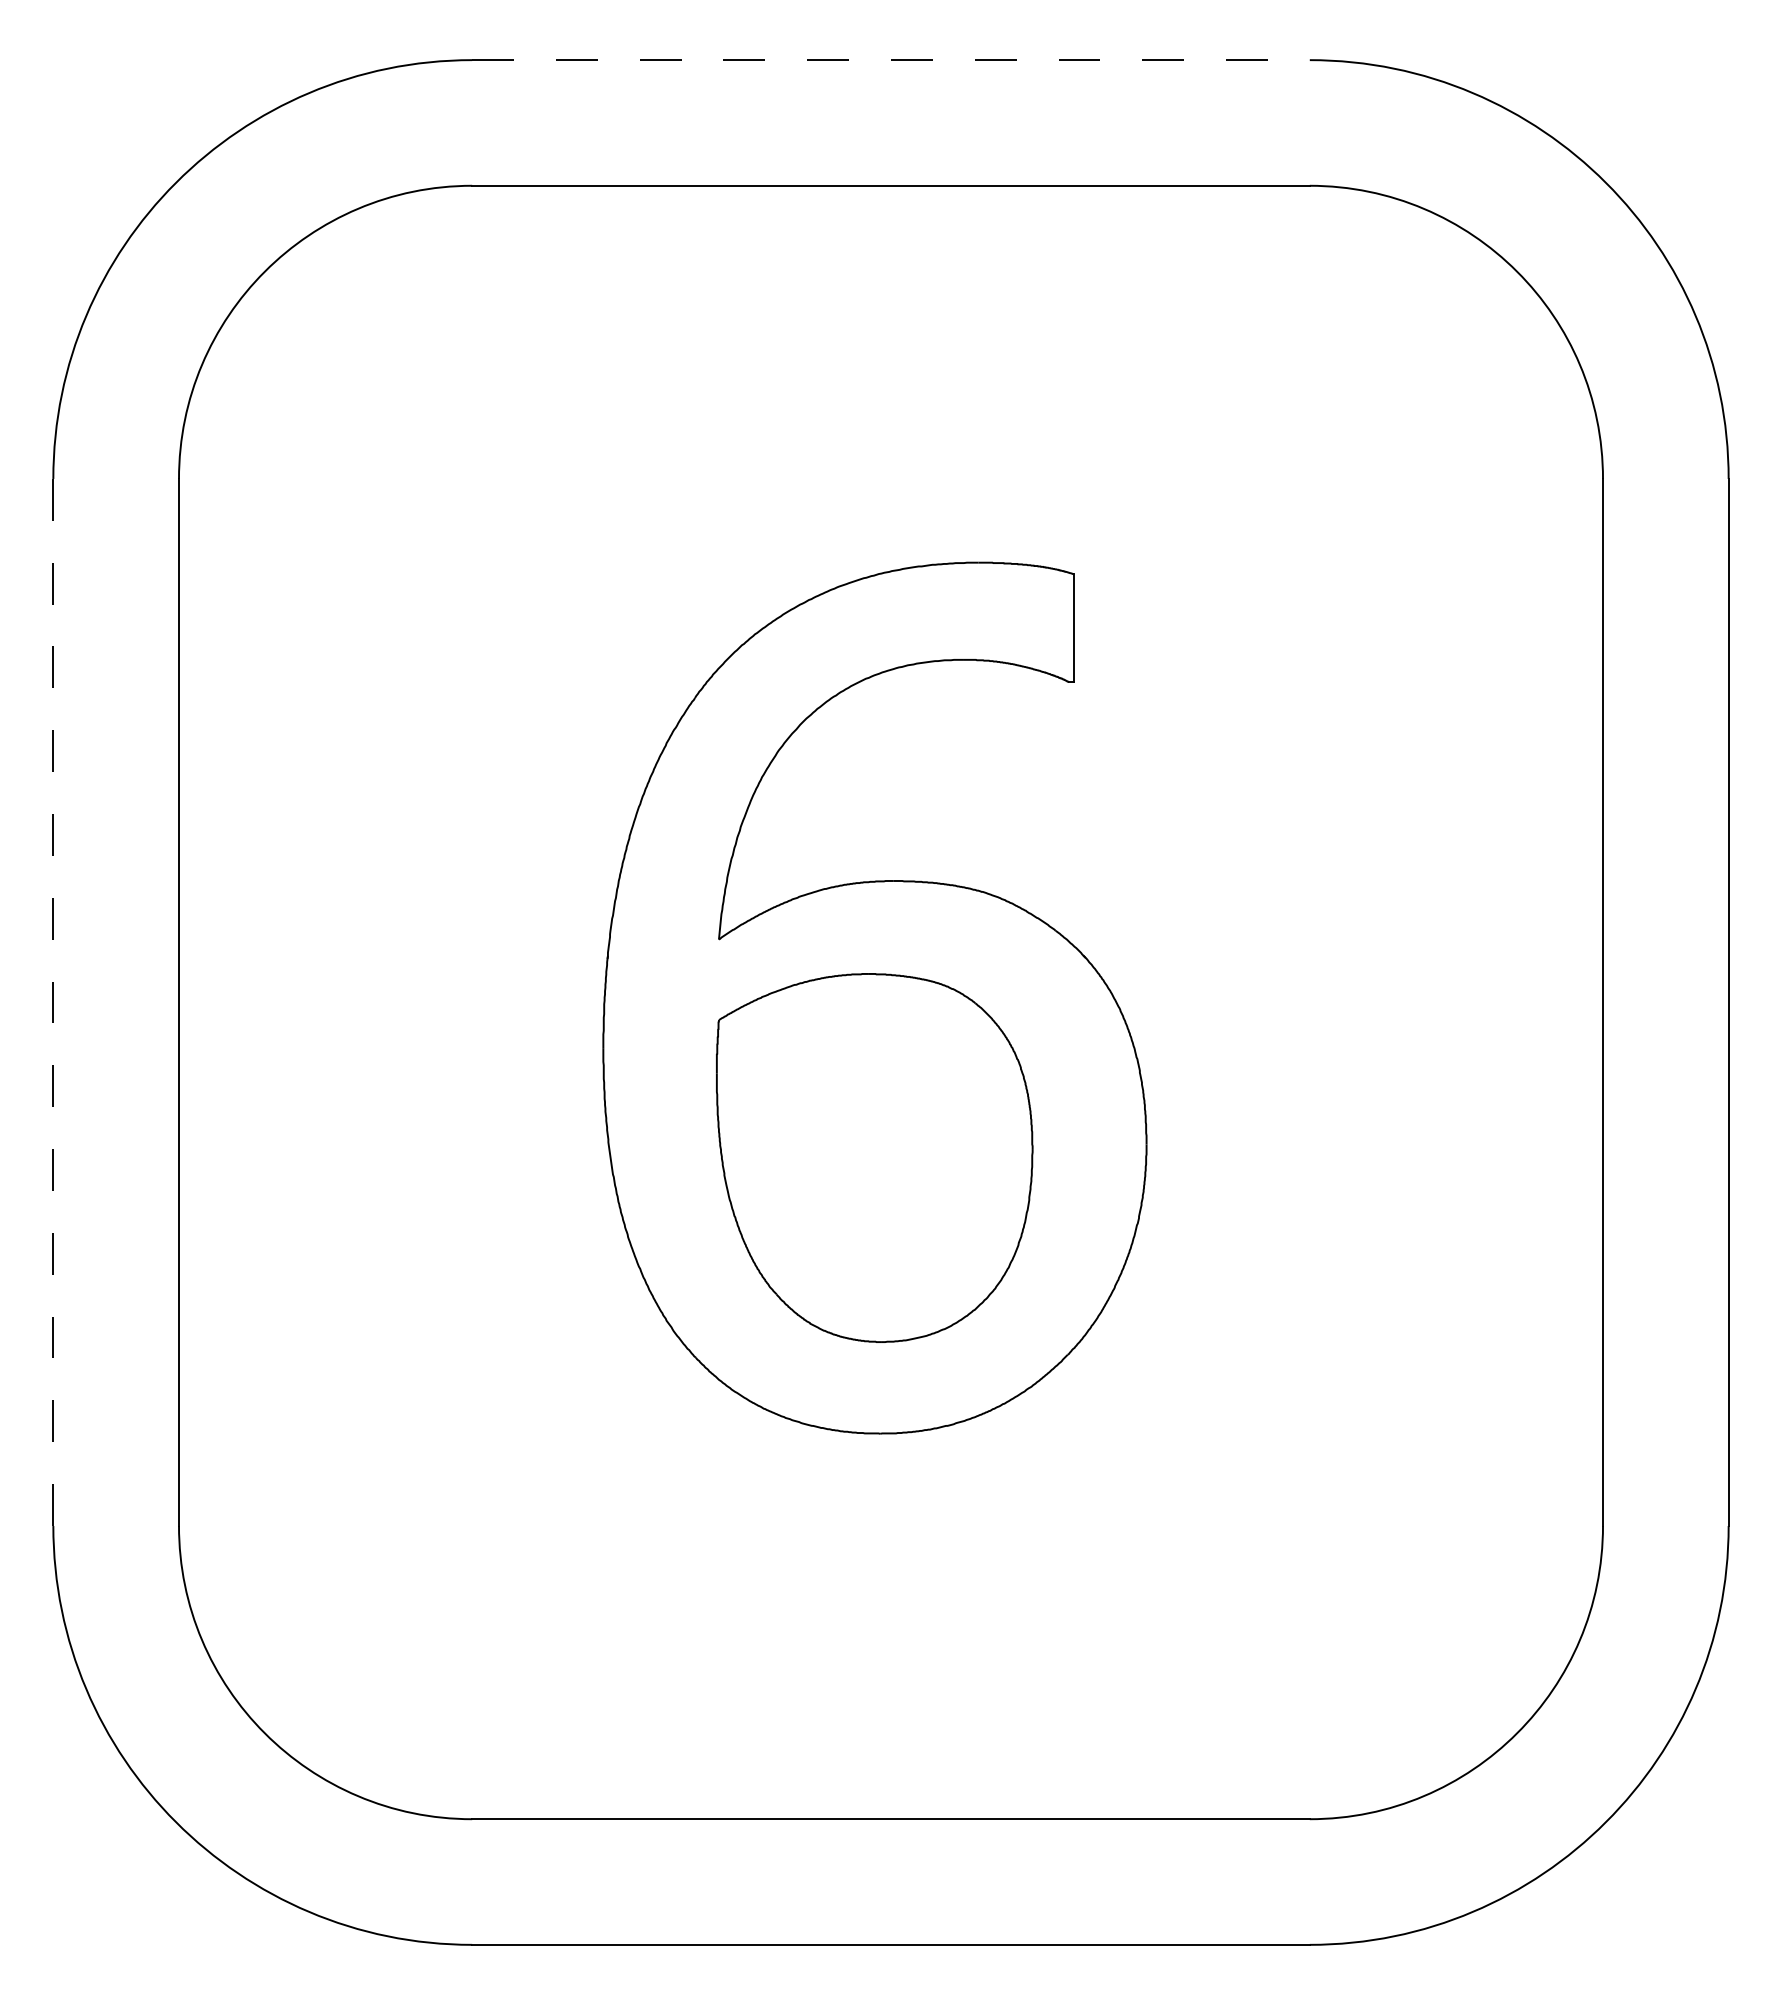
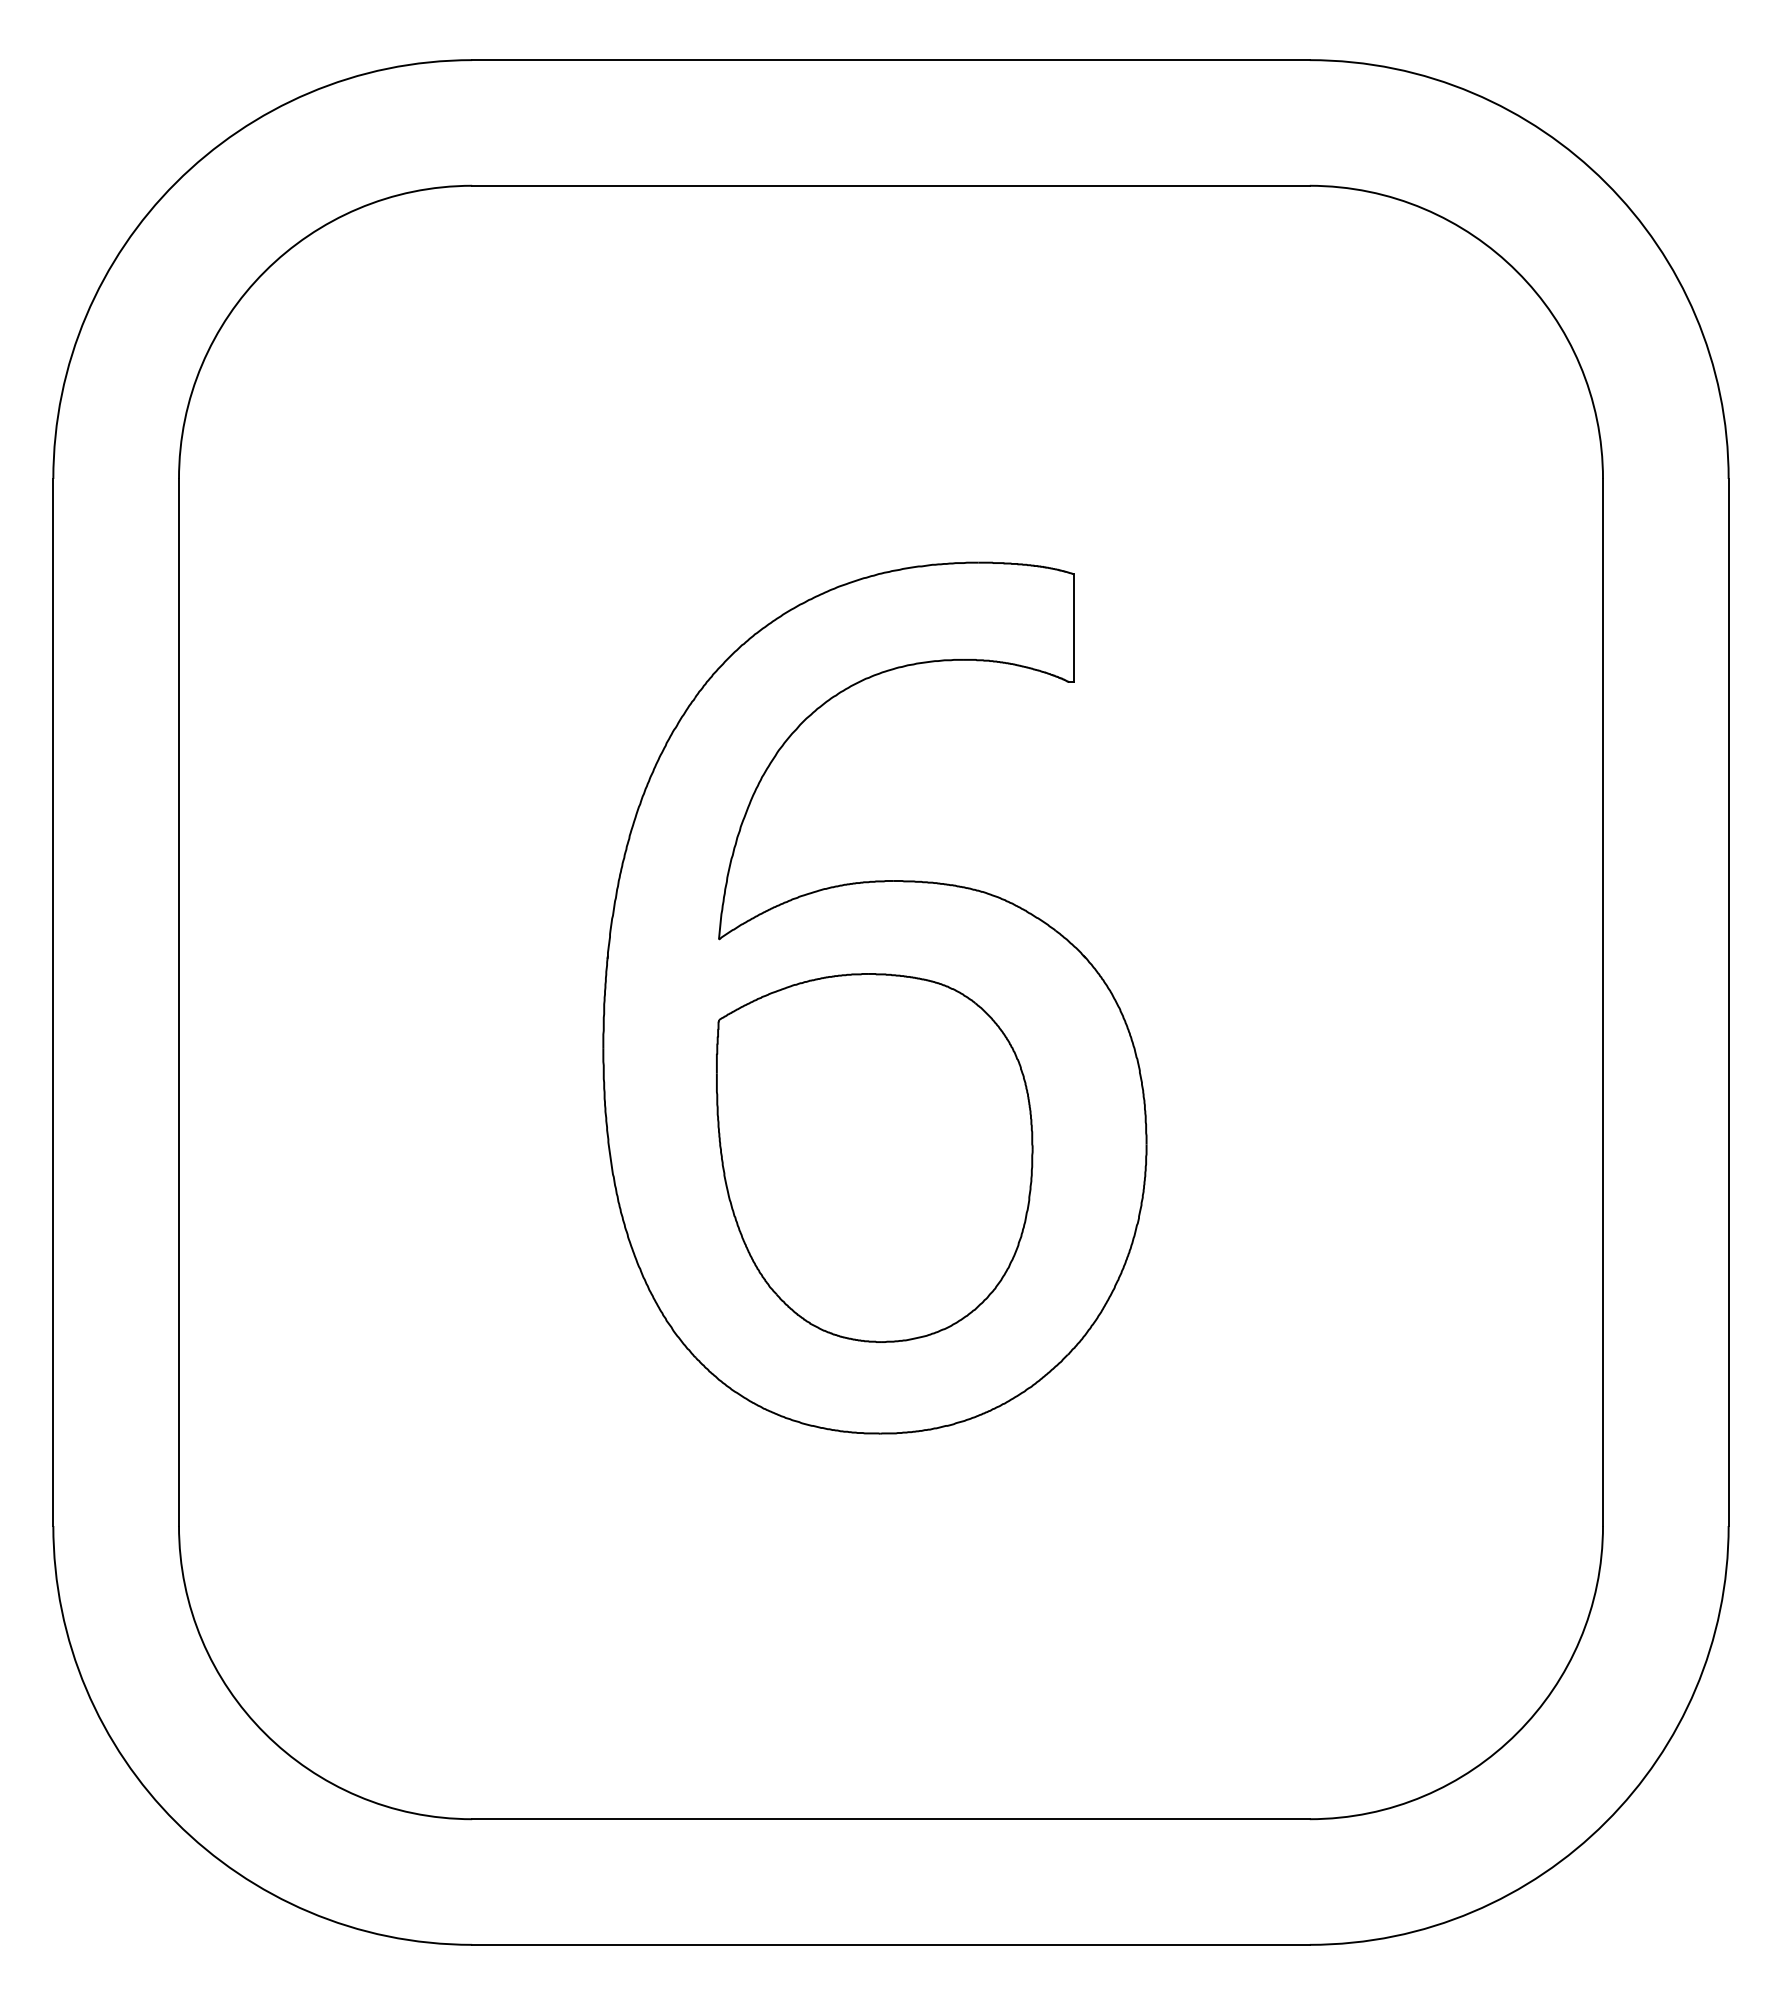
line: dashed -> solid (891, 60)
line: dashed -> solid (53, 1002)
